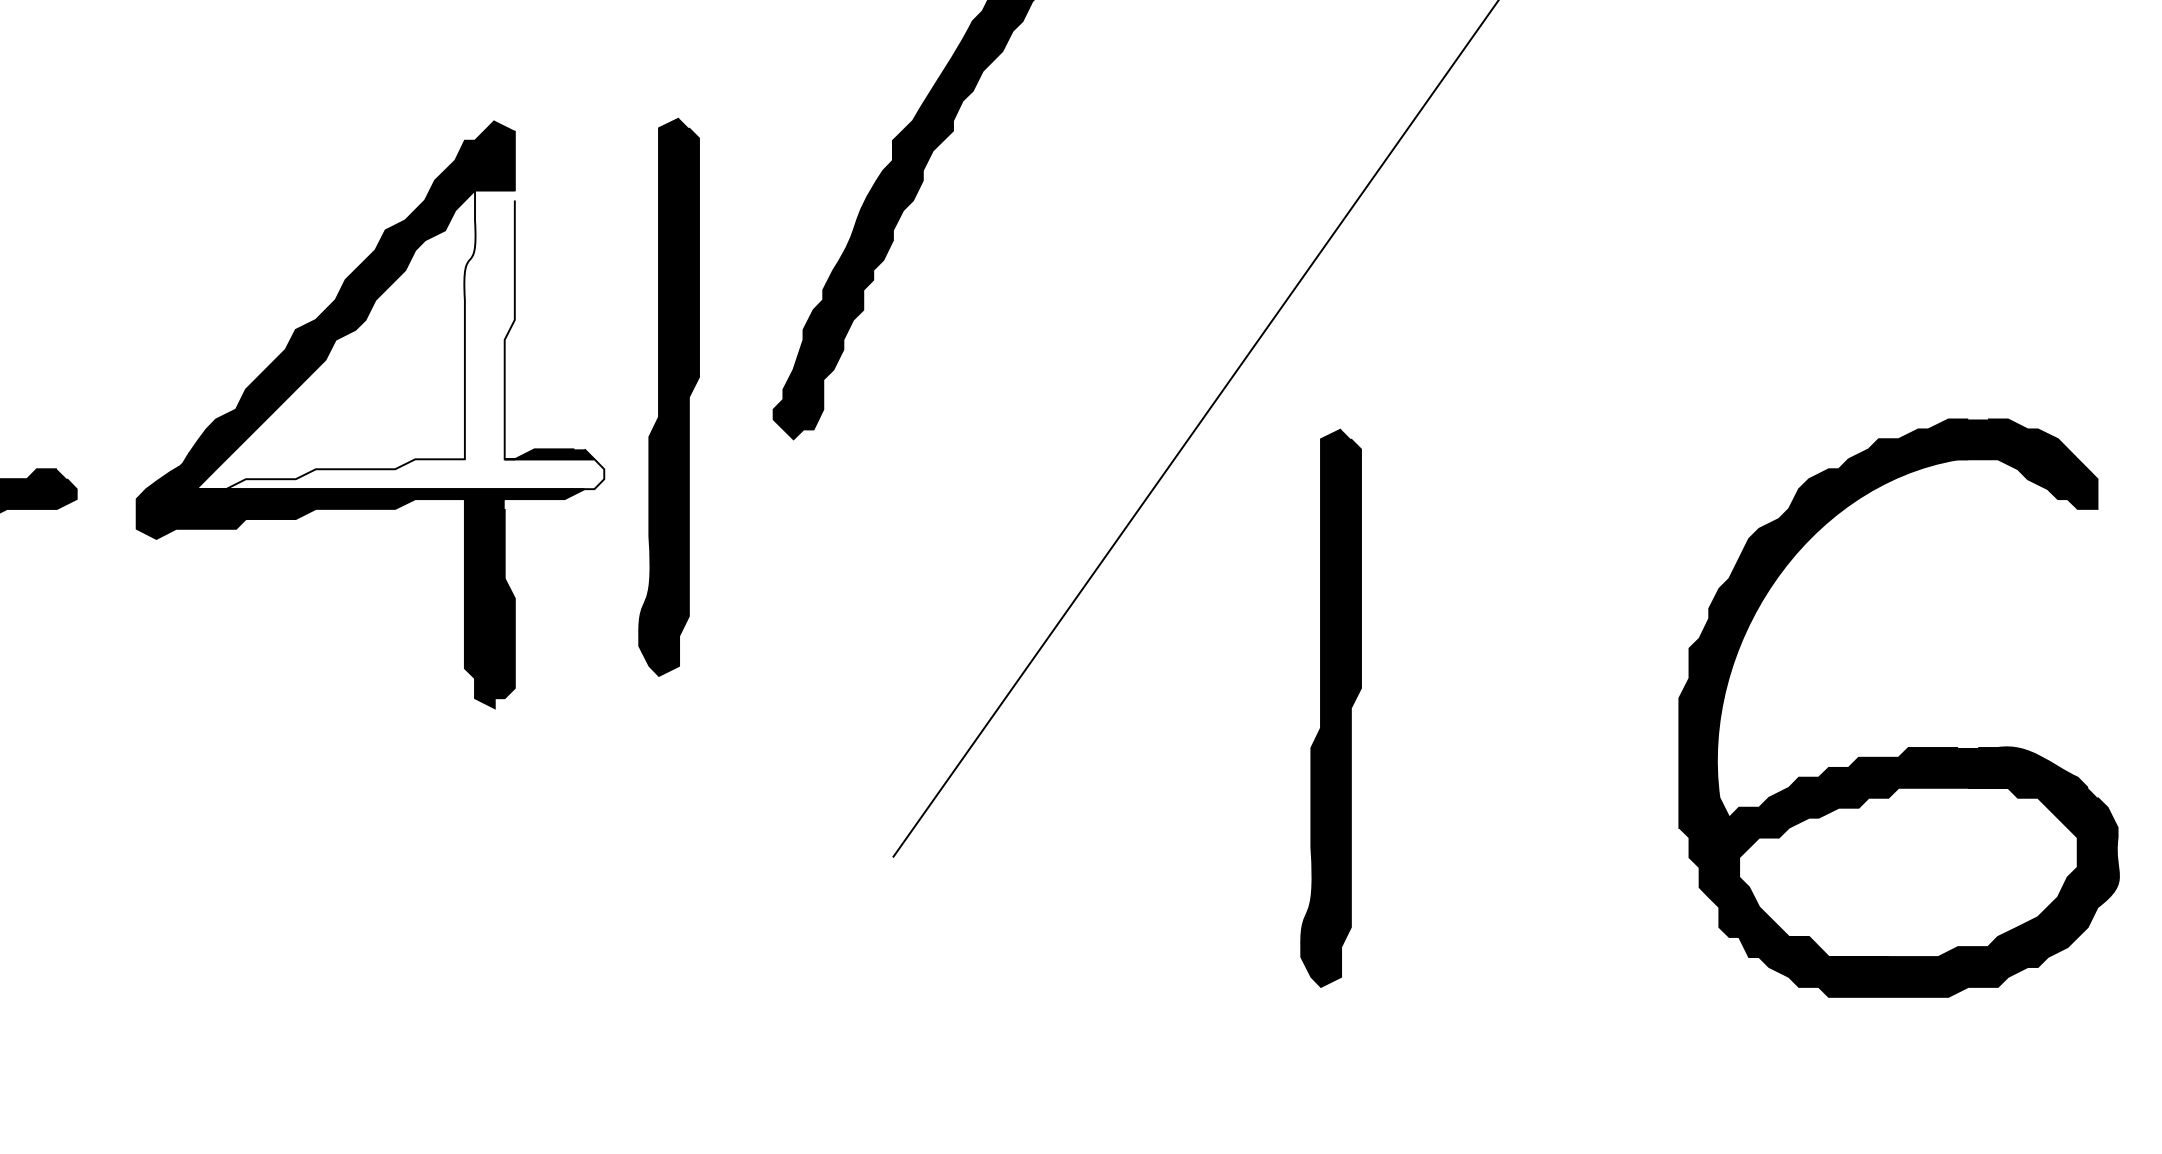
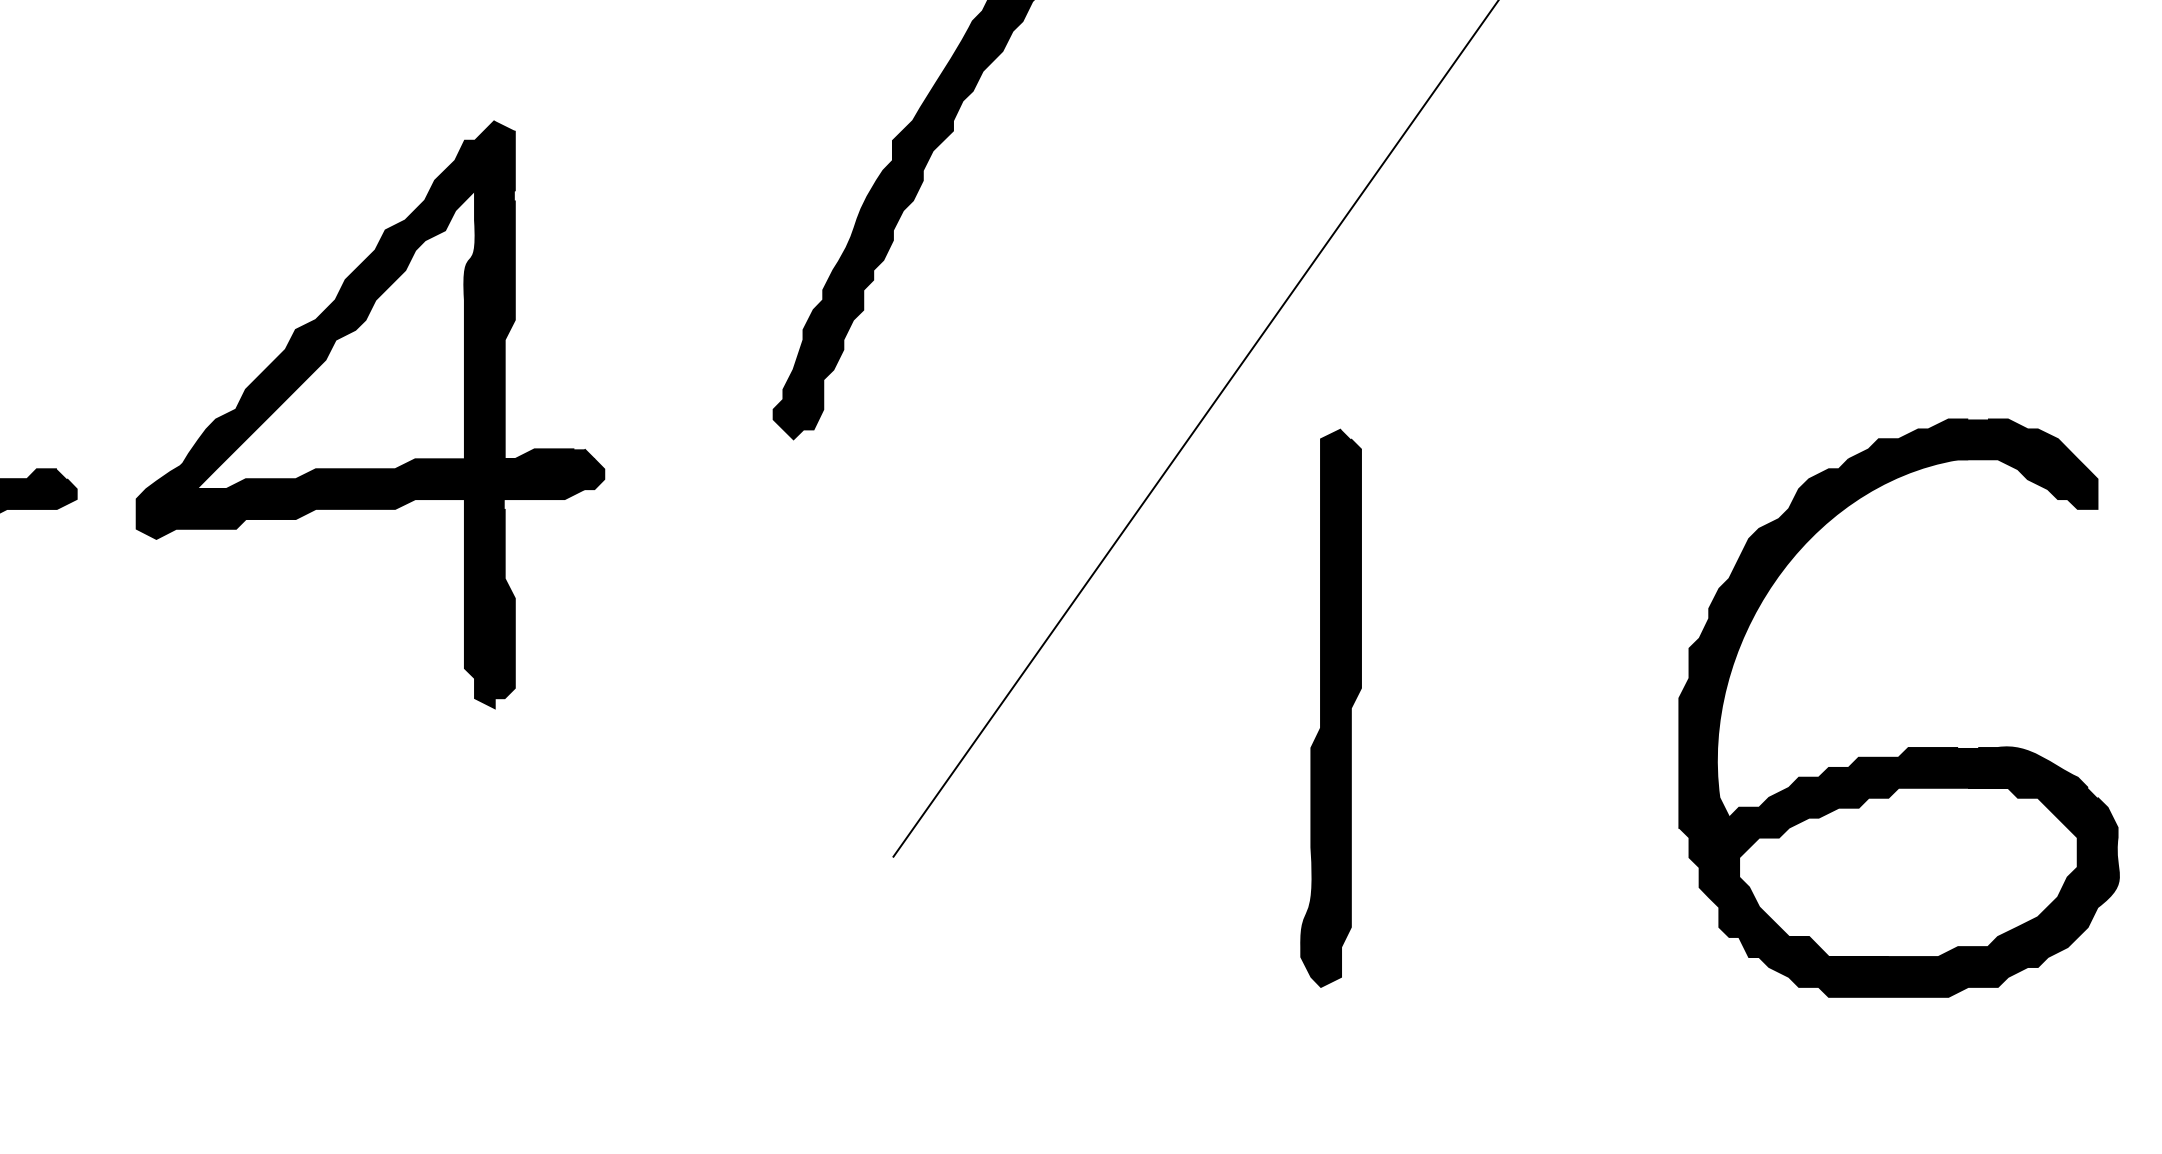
fill: none -> present (400, 339)
part: present -> none (668, 396)
